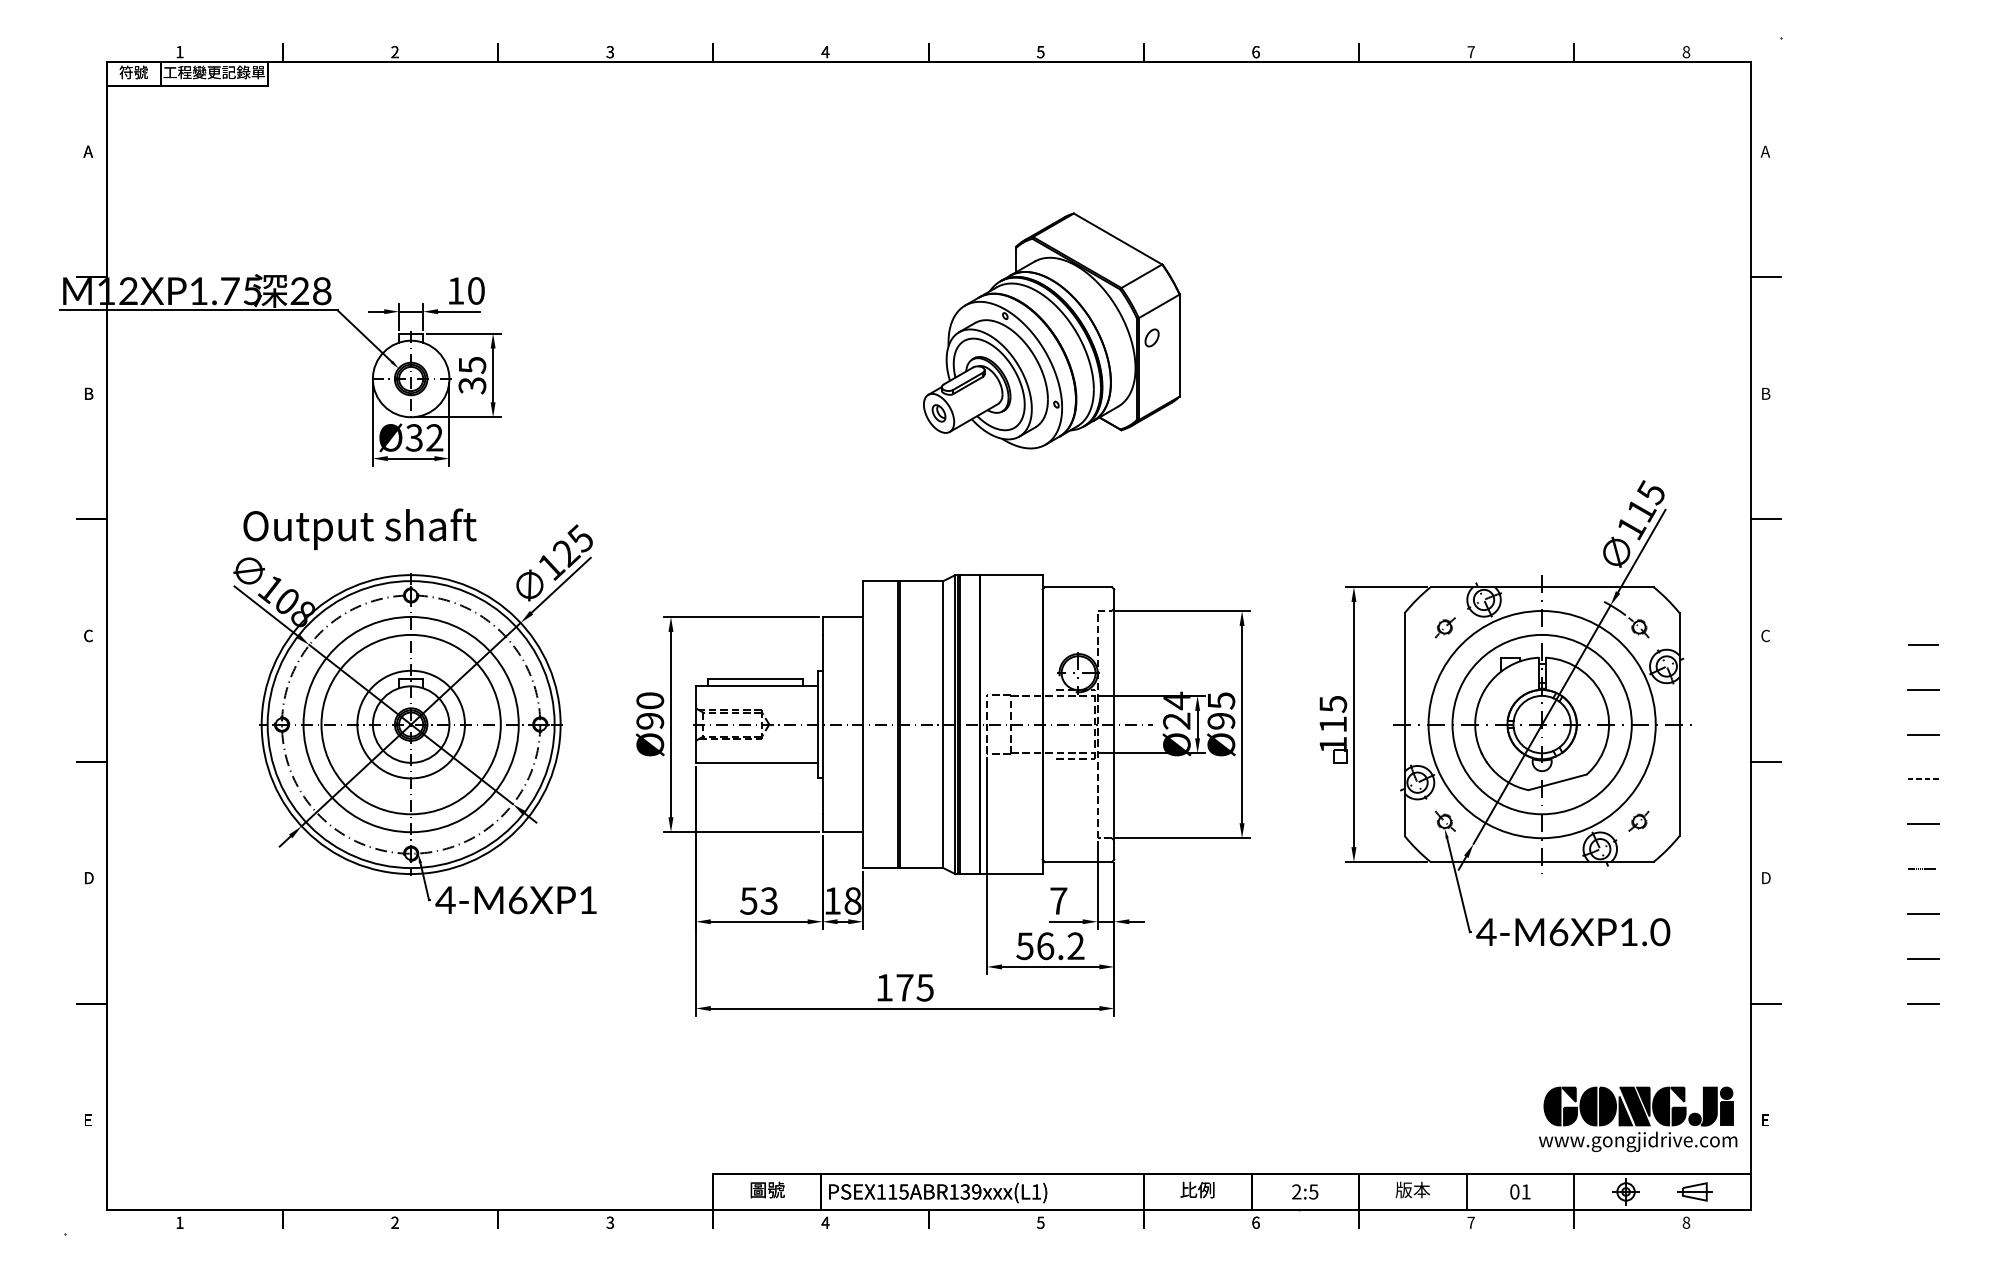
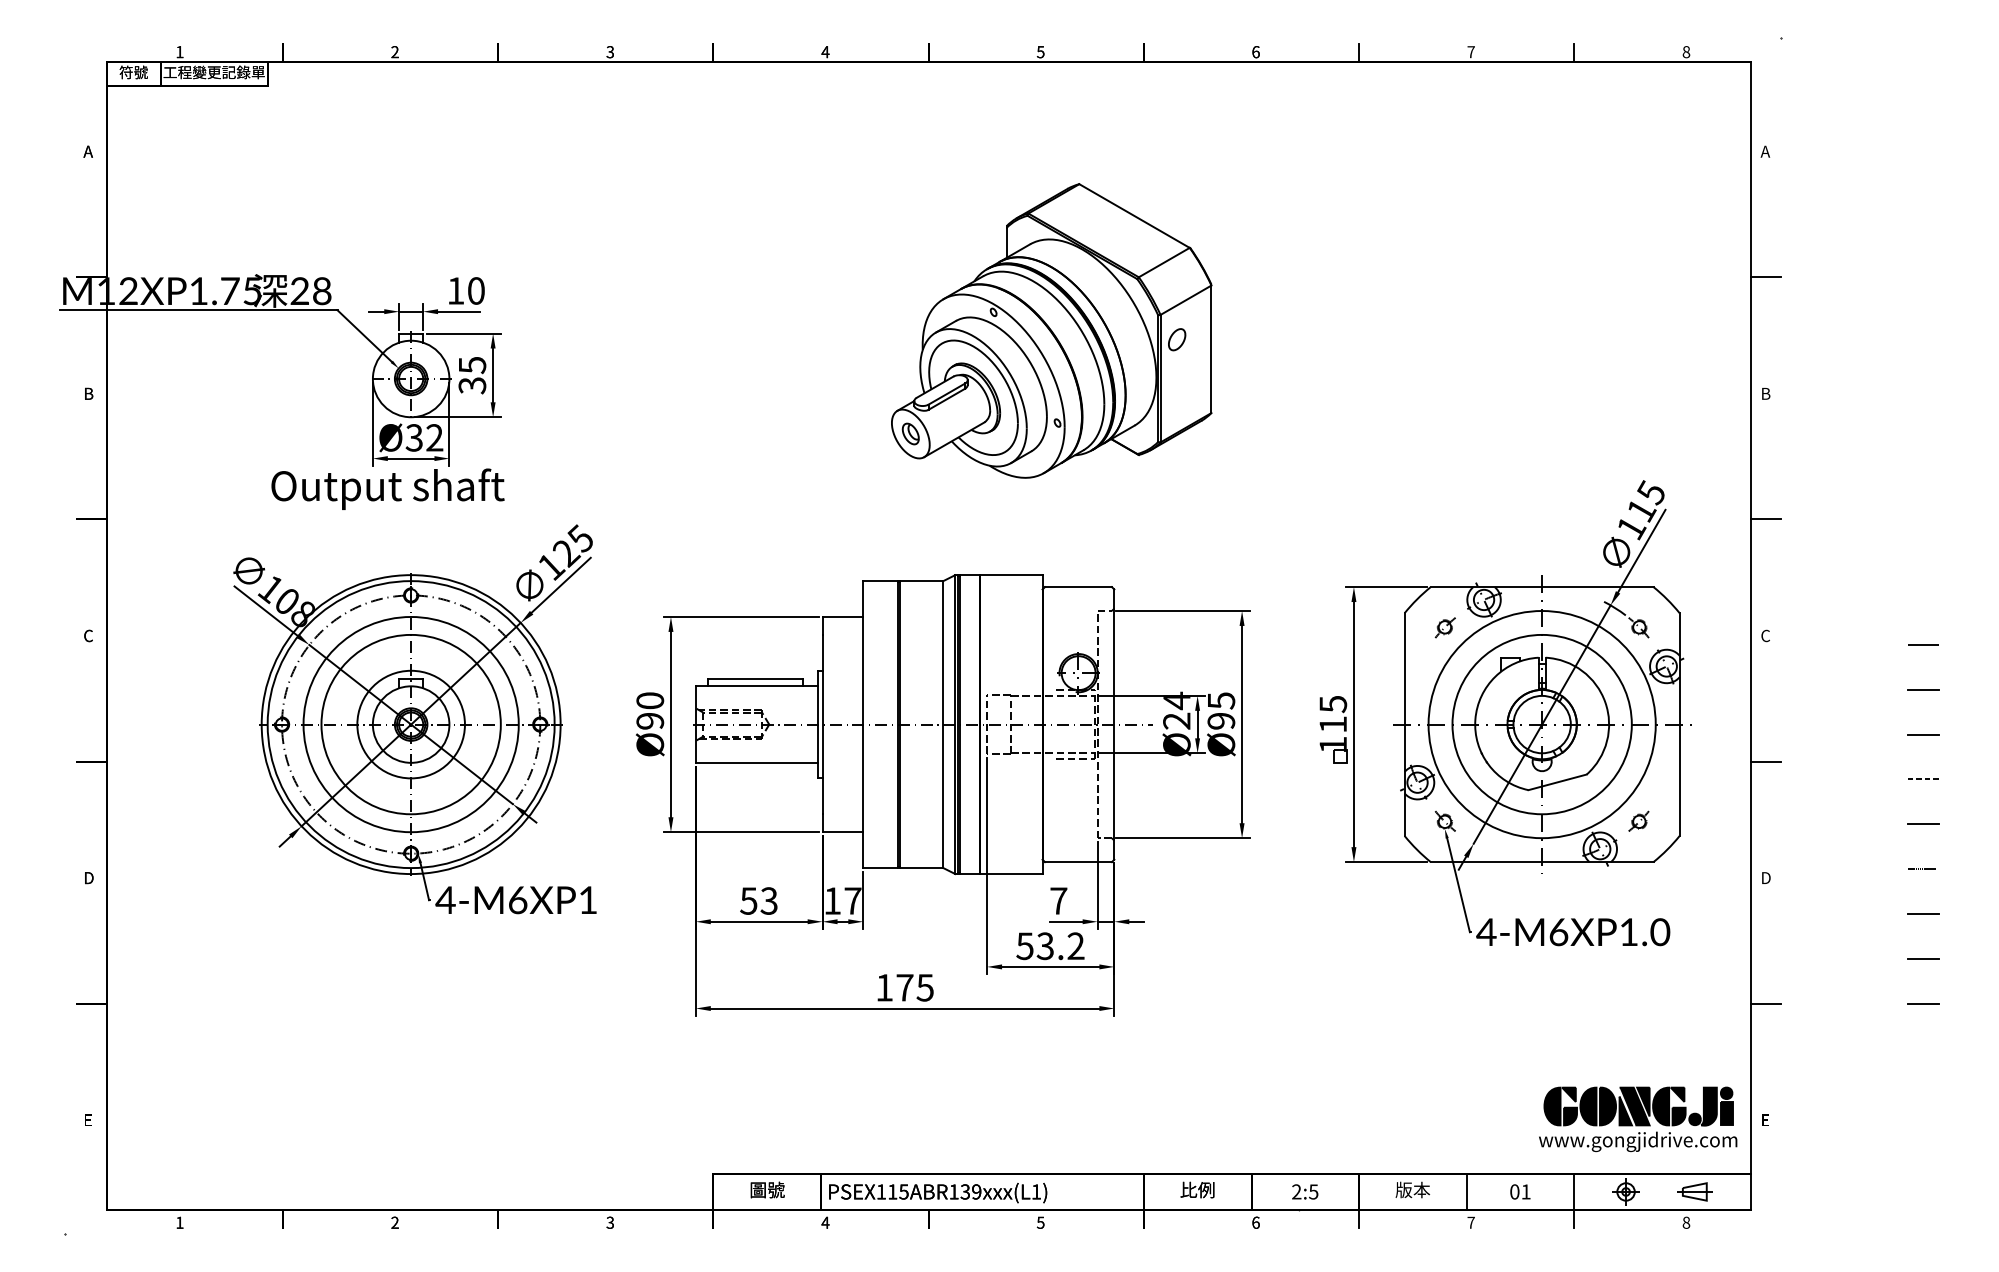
part size: 258x238 px -> 322x296 px (1051, 330)
text position: (359, 528) -> (387, 488) (387, 488)
text: 18 -> 17 (852, 900)
text: 56.2 -> 53.2 (1045, 946)
